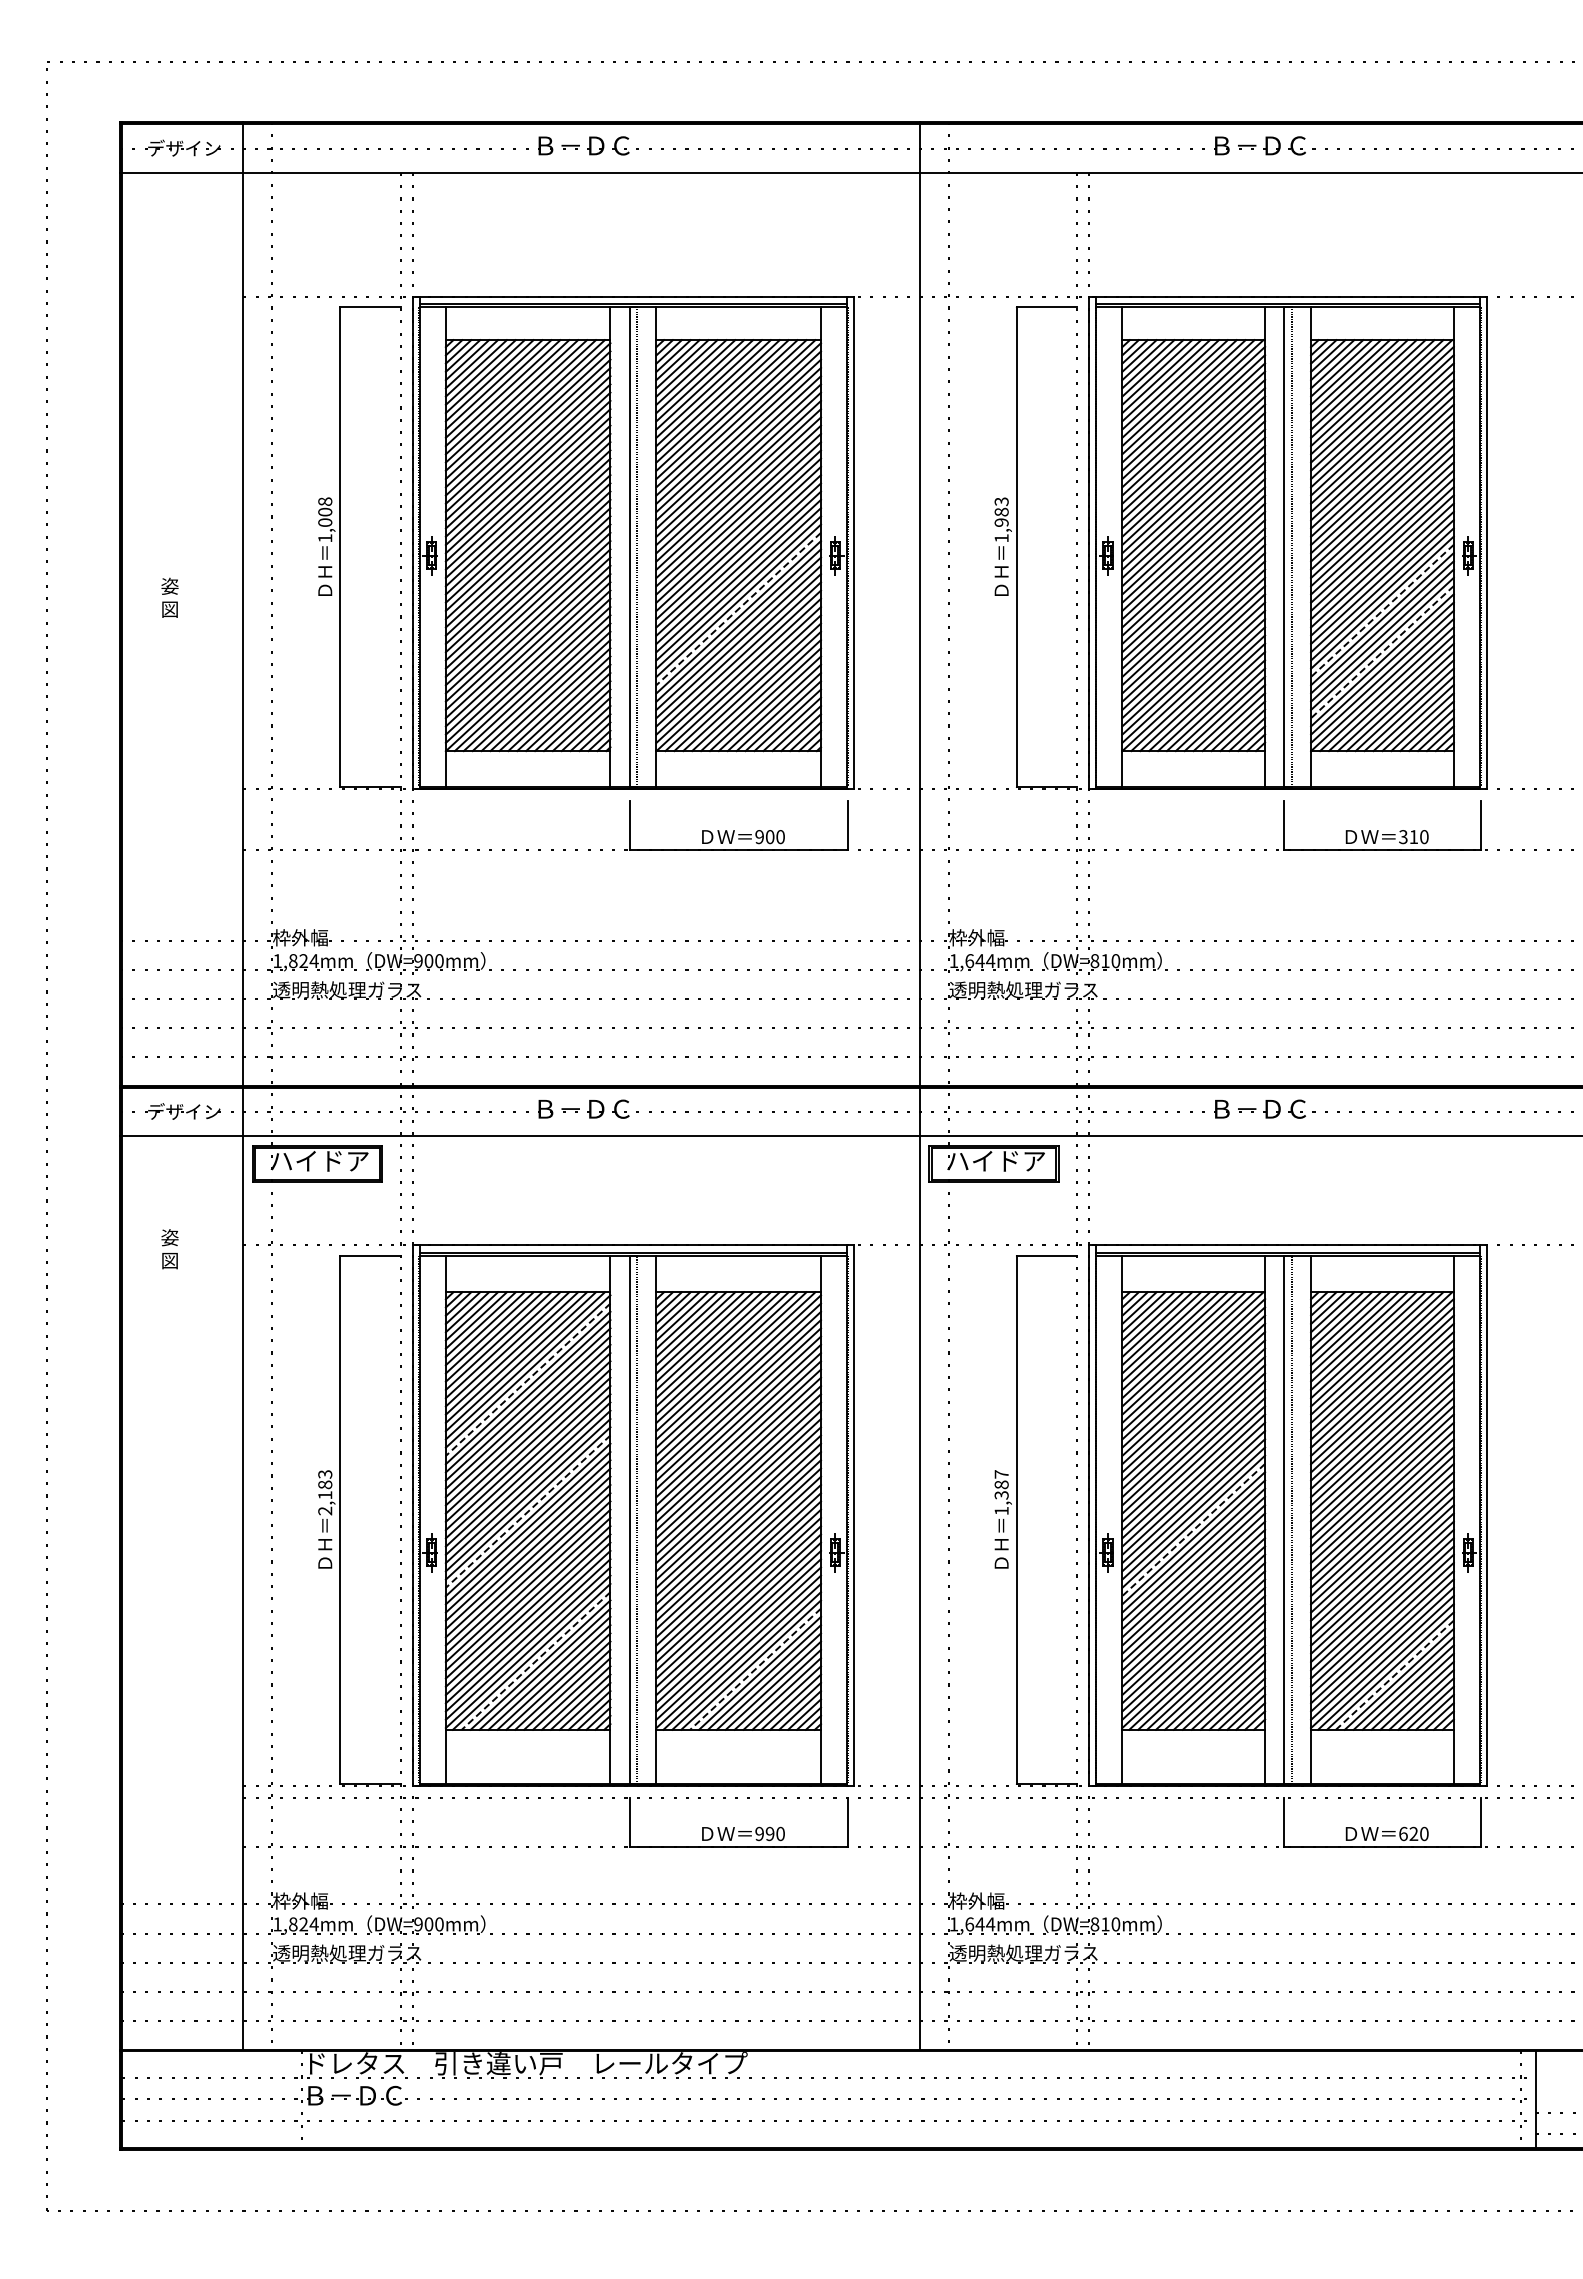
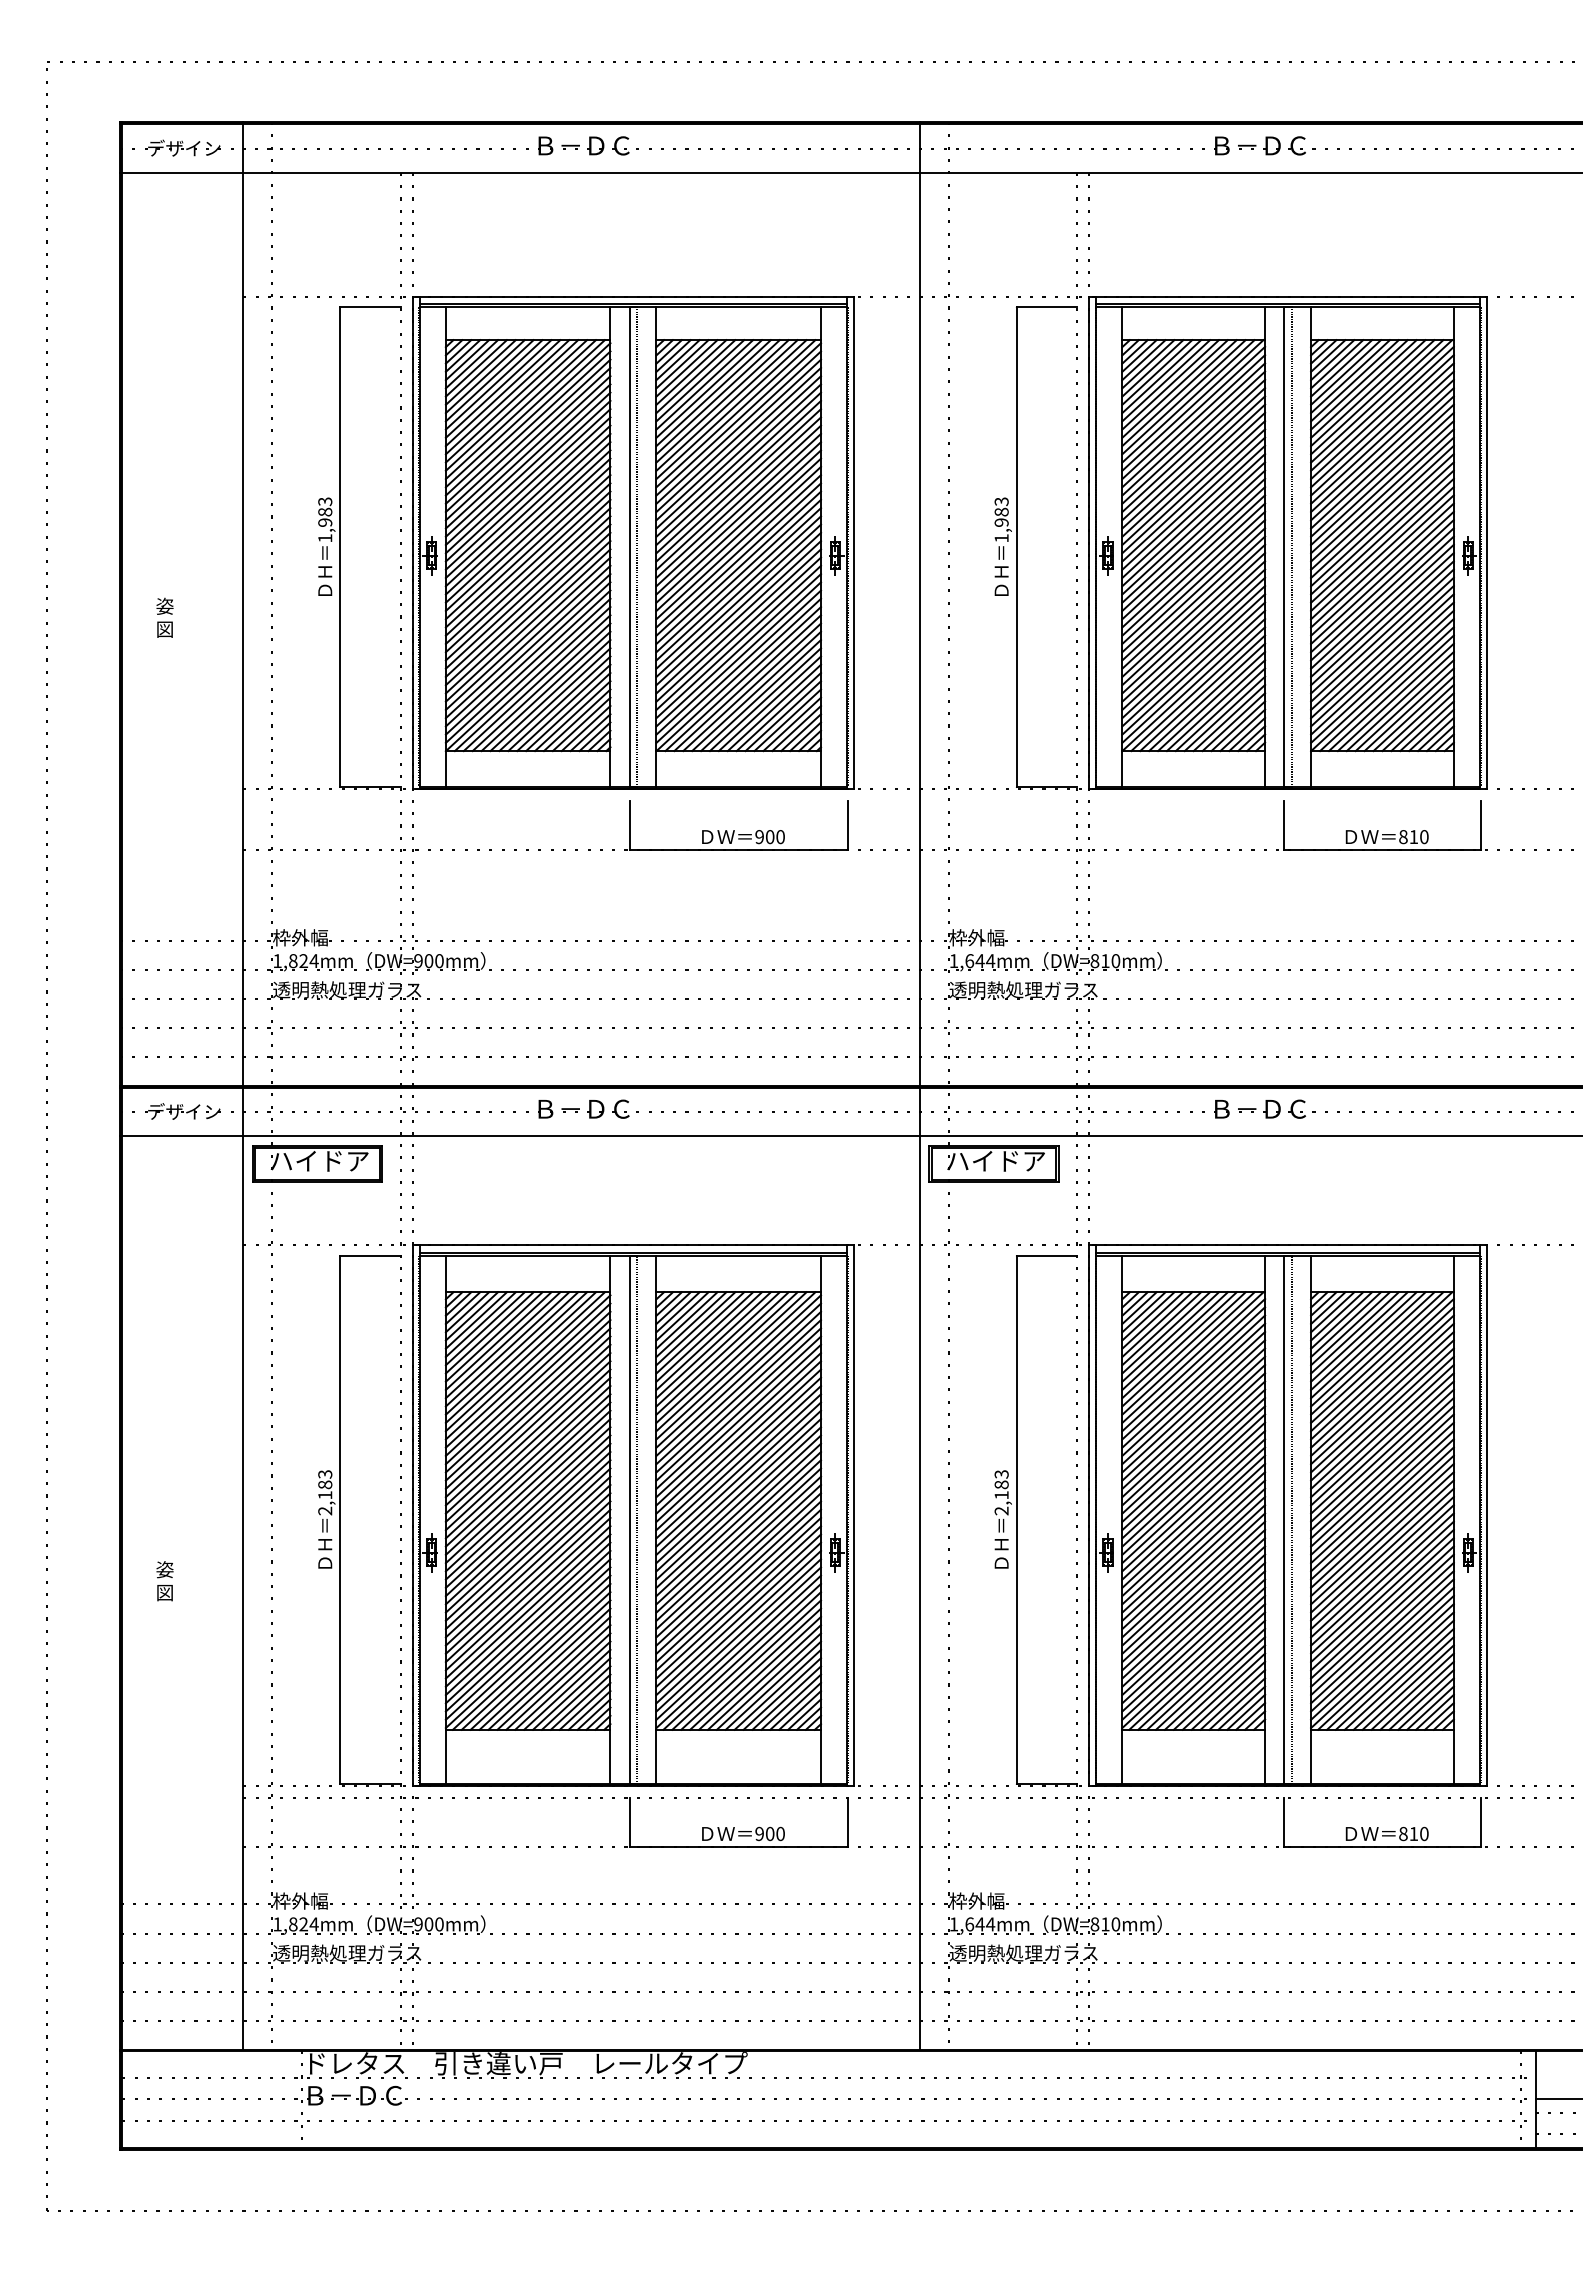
text: 1,008 -> 1,983 (325, 511)
text position: (169, 597) -> (164, 617) (164, 617)
line: dashed -> solid (738, 609)
line: dashed -> solid (1382, 611)
line: dashed -> solid (1382, 652)
text: 310 -> 810 (1403, 836)
text position: (169, 1249) -> (164, 1581) (164, 1581)
line: dashed -> solid (527, 1380)
text: 1,387 -> 2,183 (1001, 1492)
line: dashed -> solid (527, 1512)
line: dashed -> solid (1193, 1530)
line: dashed -> solid (535, 1661)
line: dashed -> solid (755, 1669)
line: dashed -> solid (1394, 1675)
text: 990 -> 900 (769, 1833)
text: 620 -> 810 (1408, 1833)
line: none -> present (1557, 2099)
